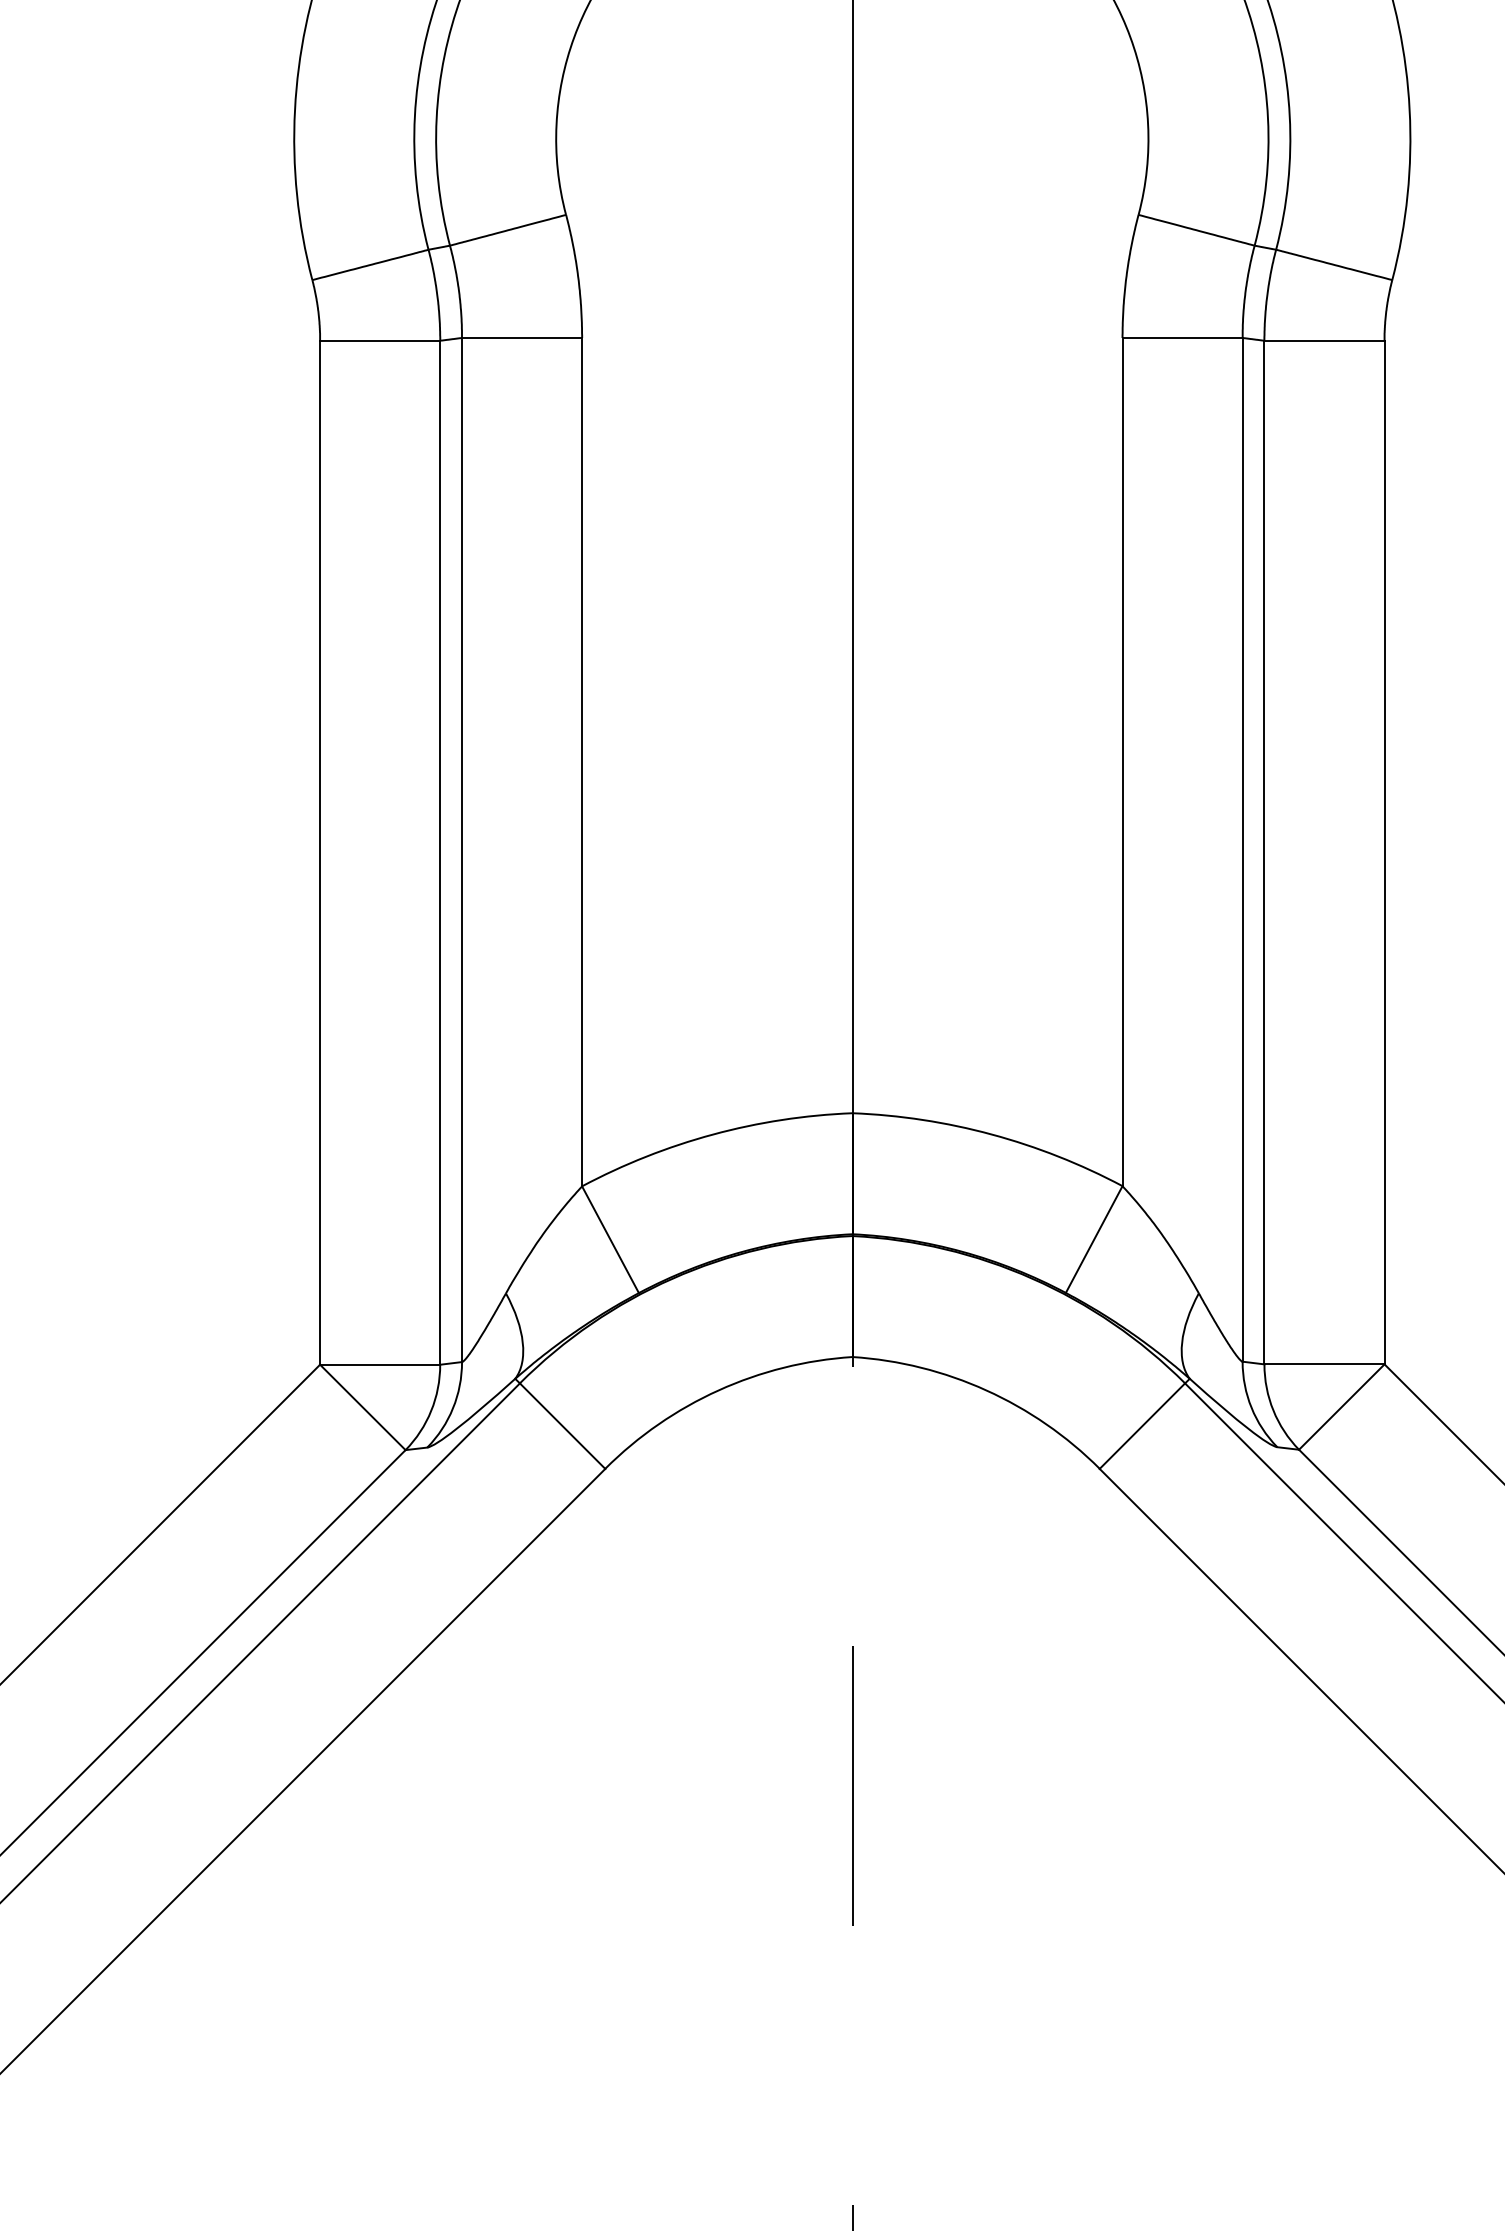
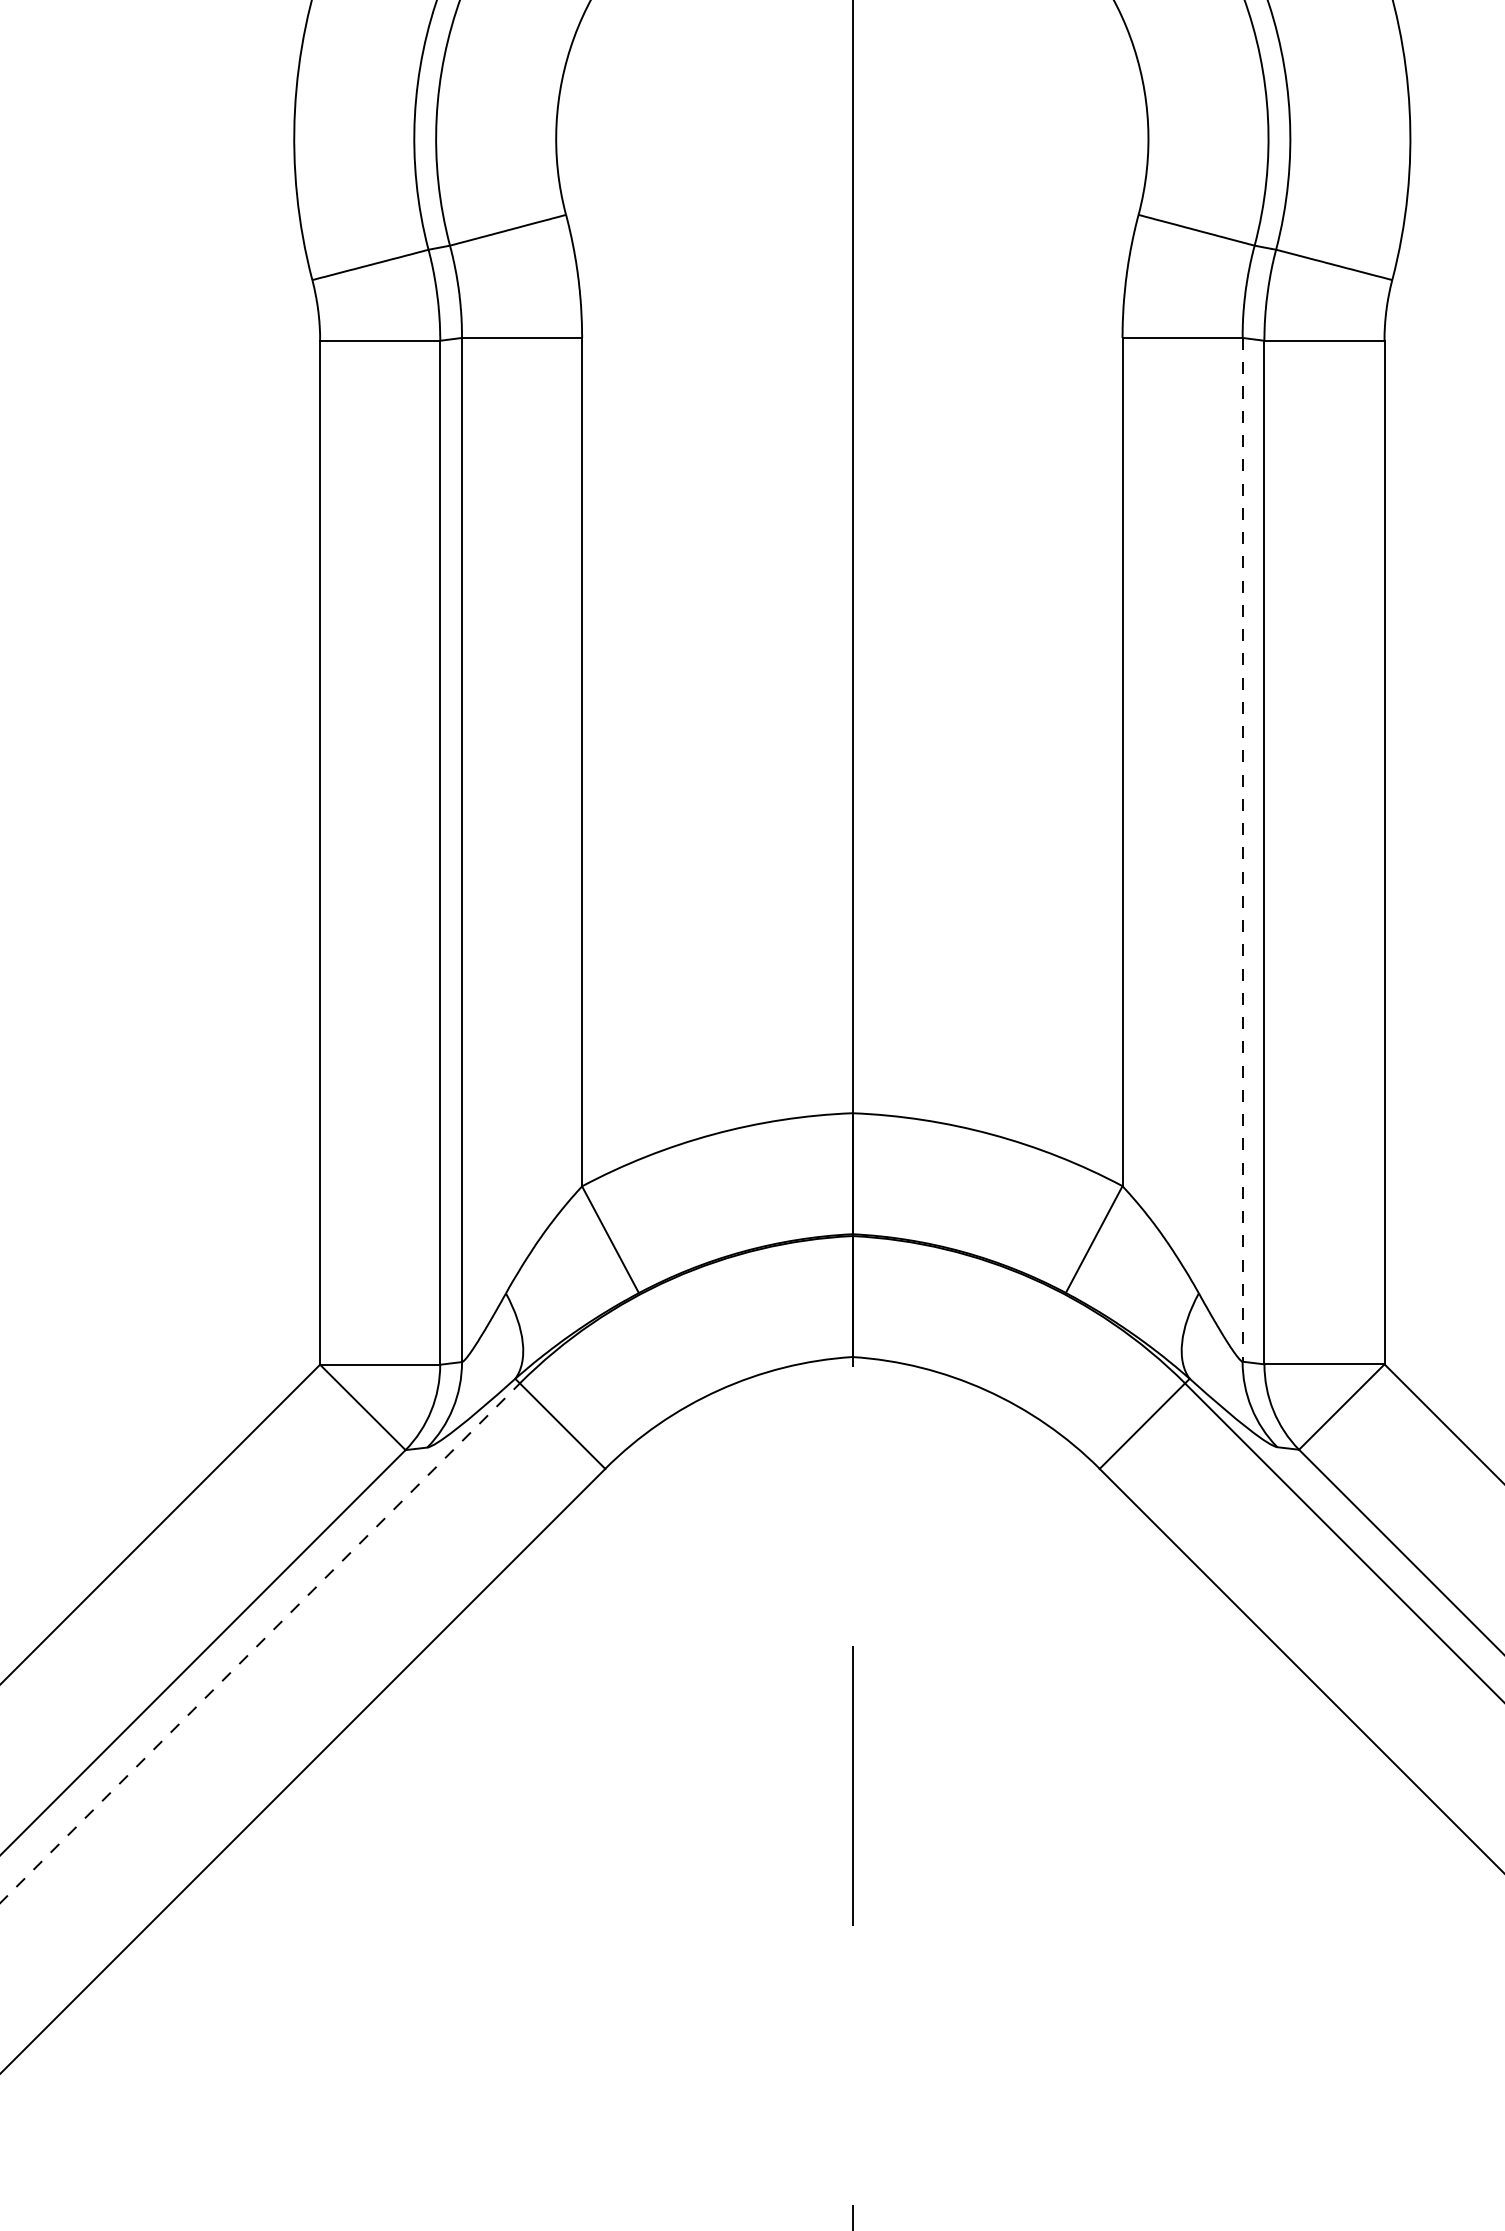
line: solid -> dashed (1242, 849)
line: solid -> dashed (260, 1642)
